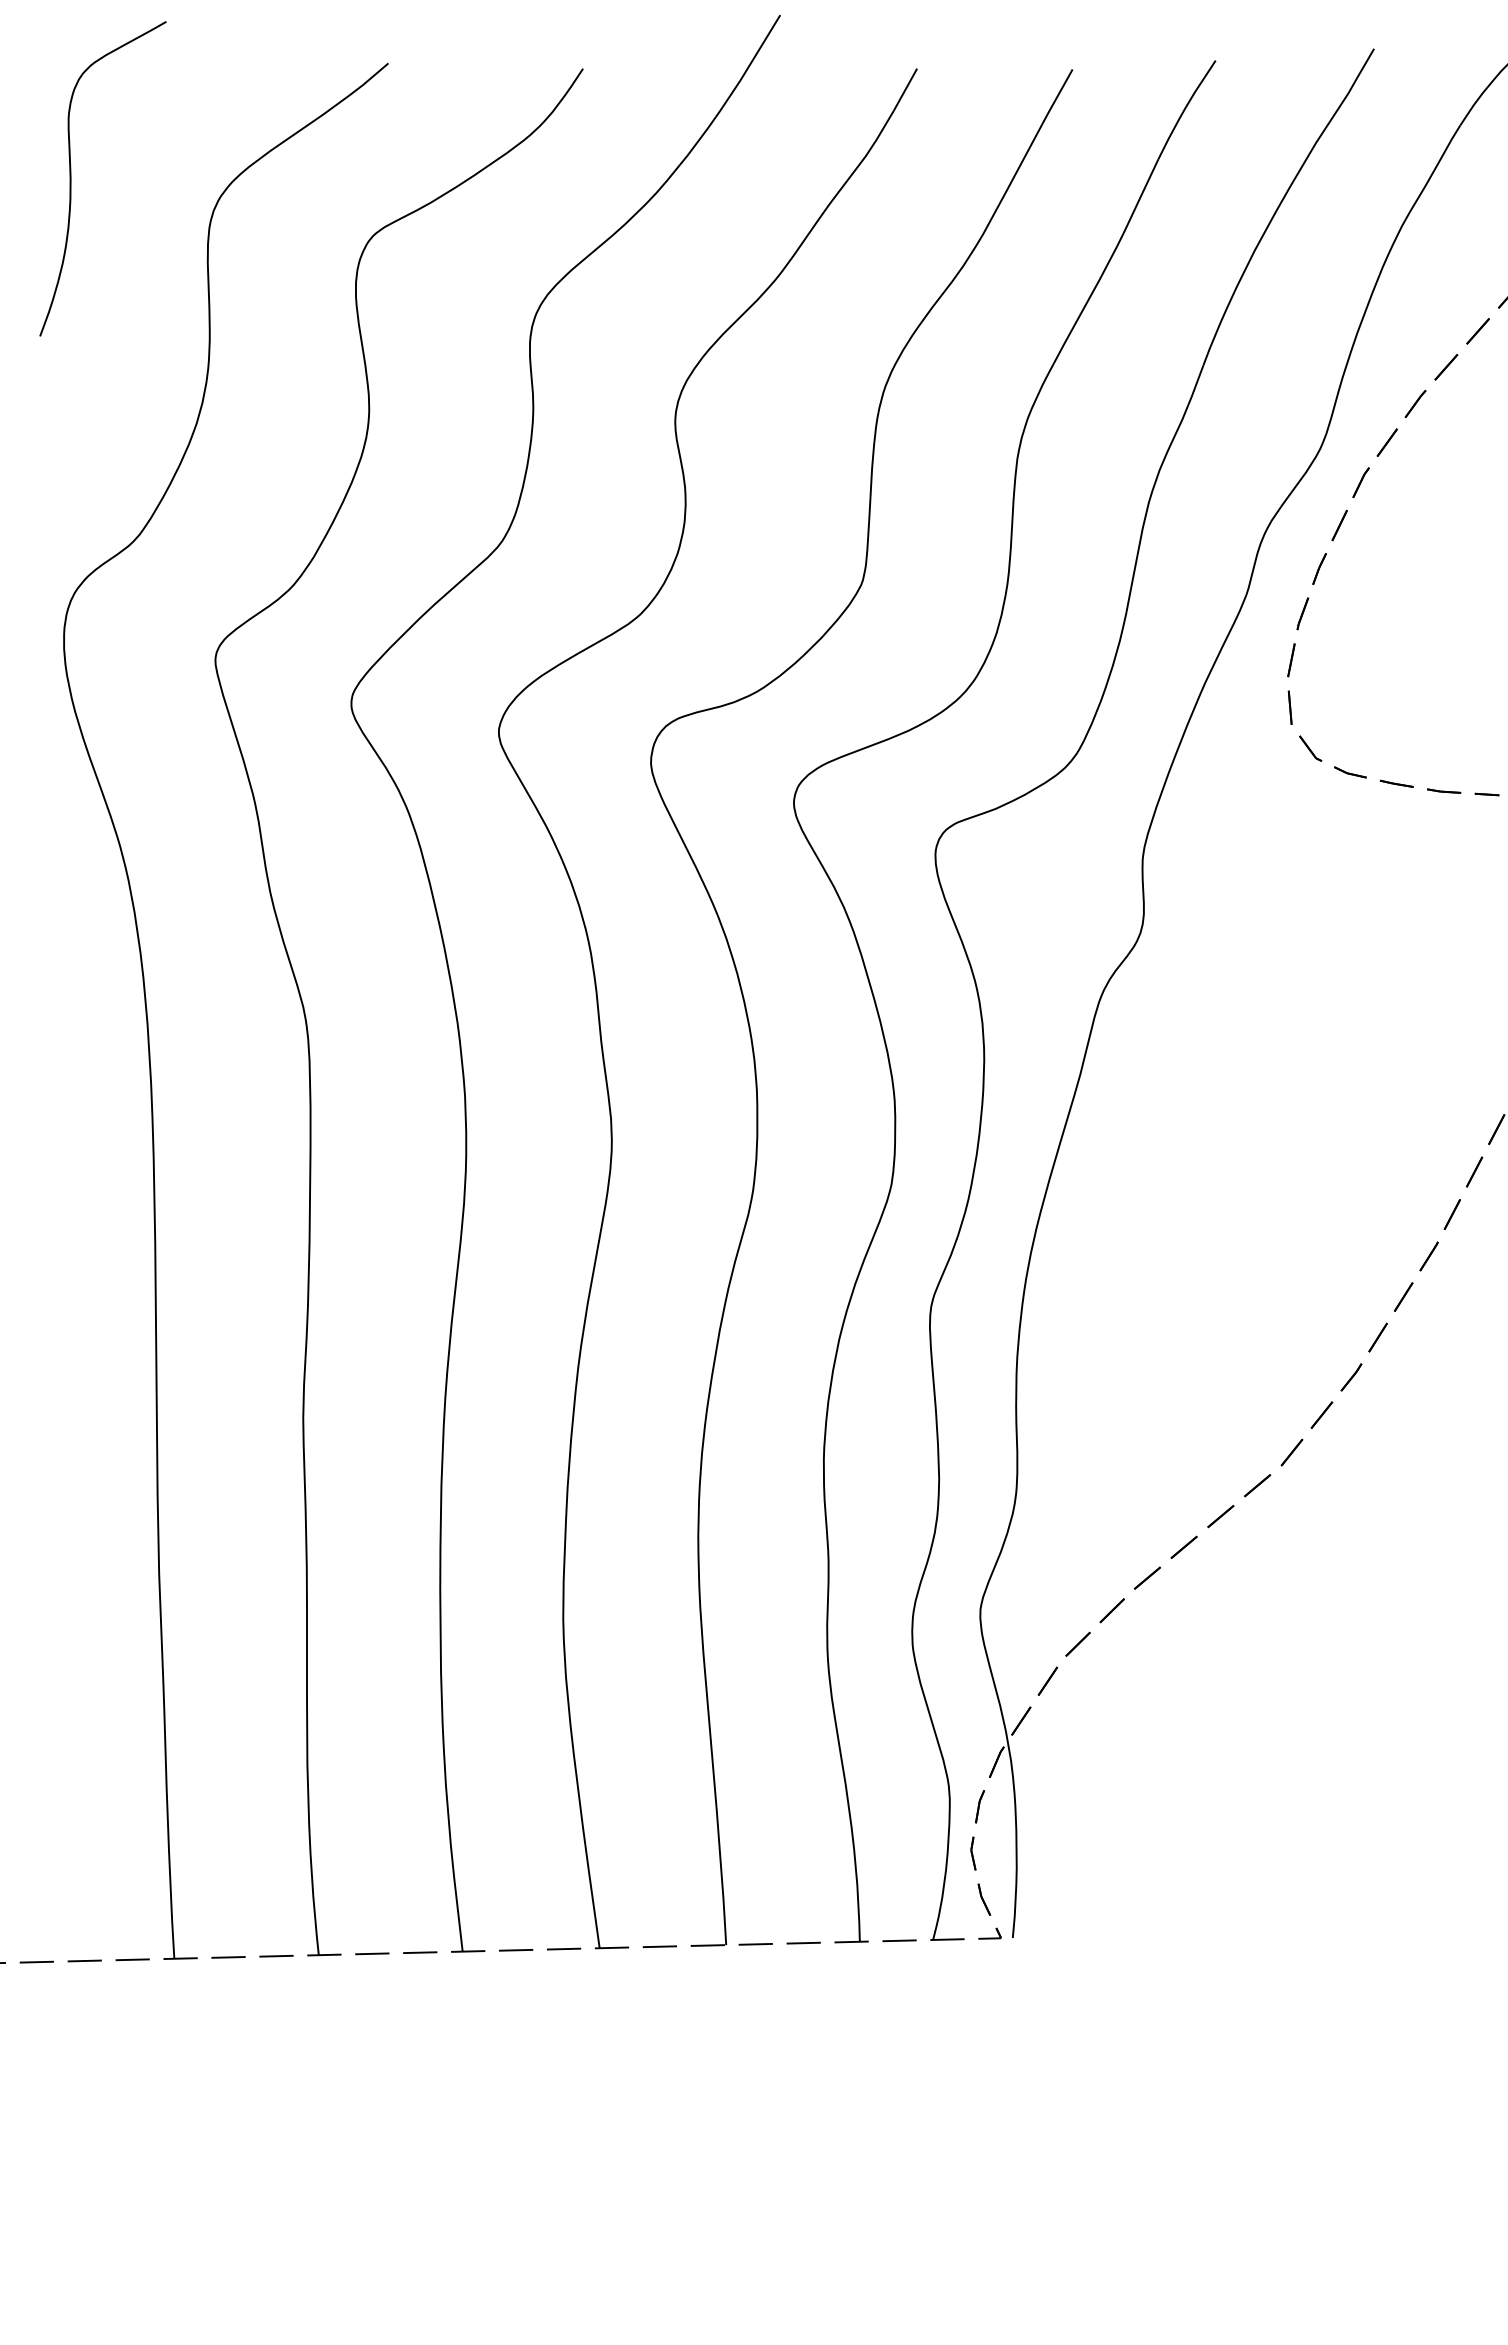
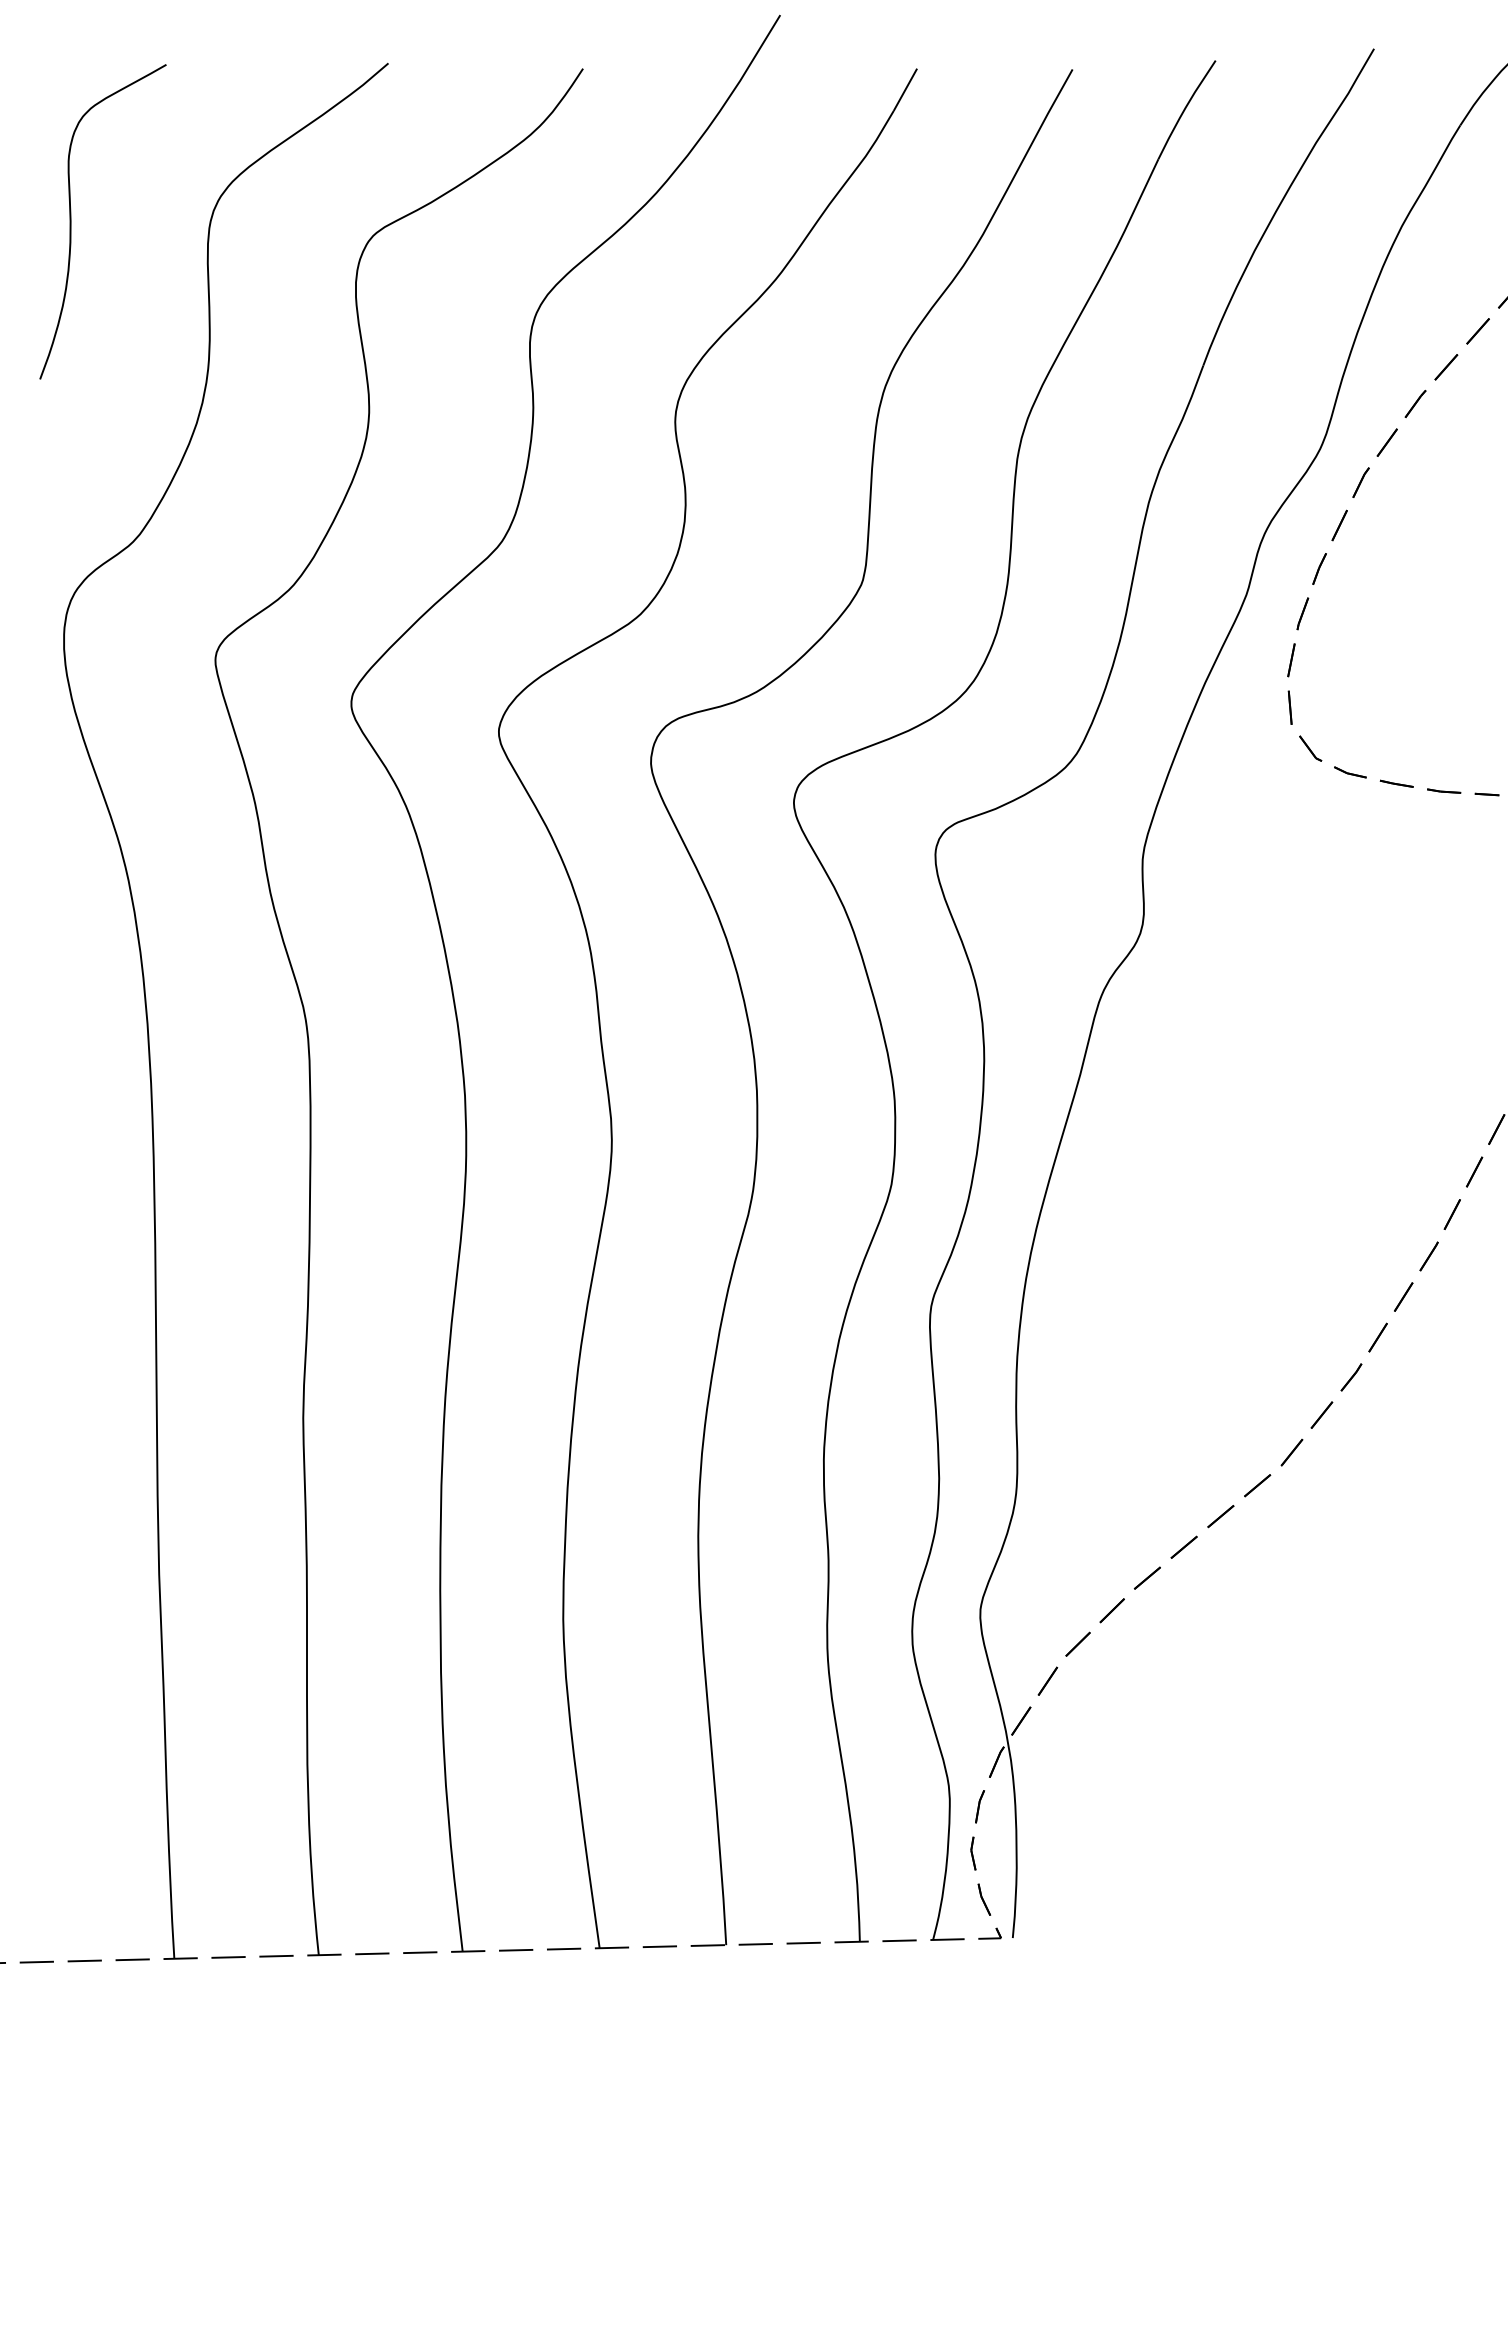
curve position: (71, 178) -> (71, 221) (71, 221)
